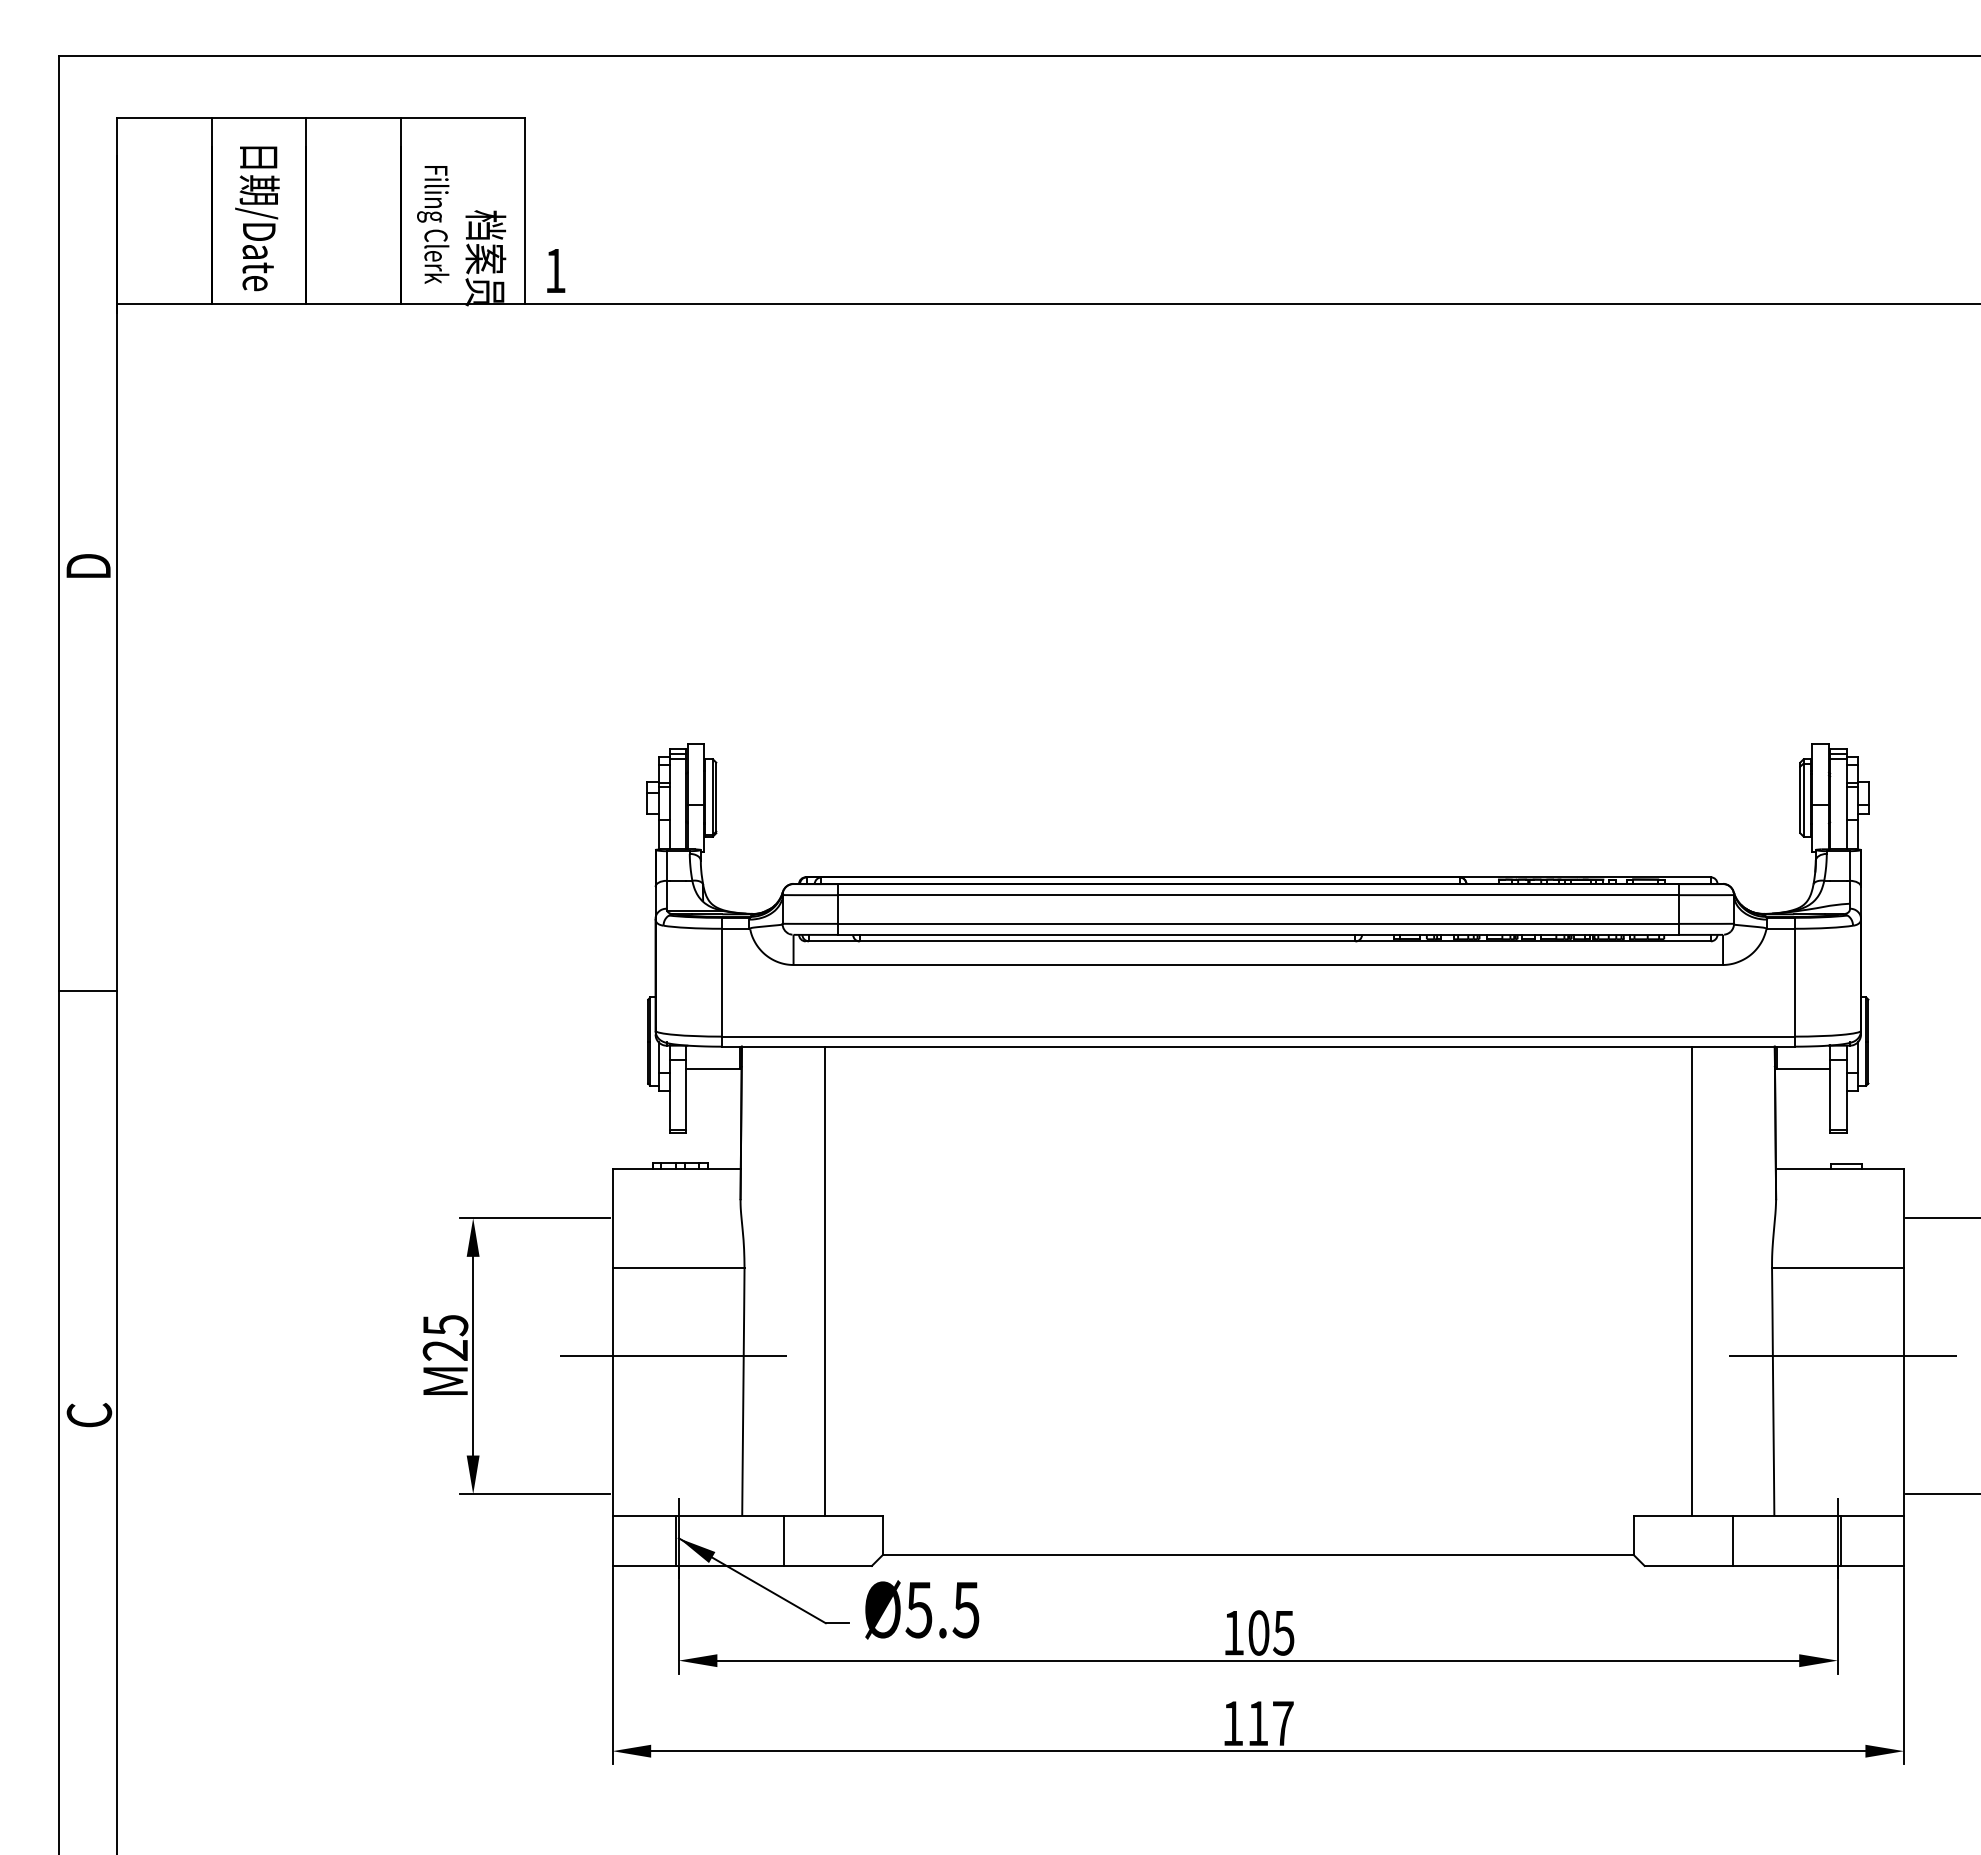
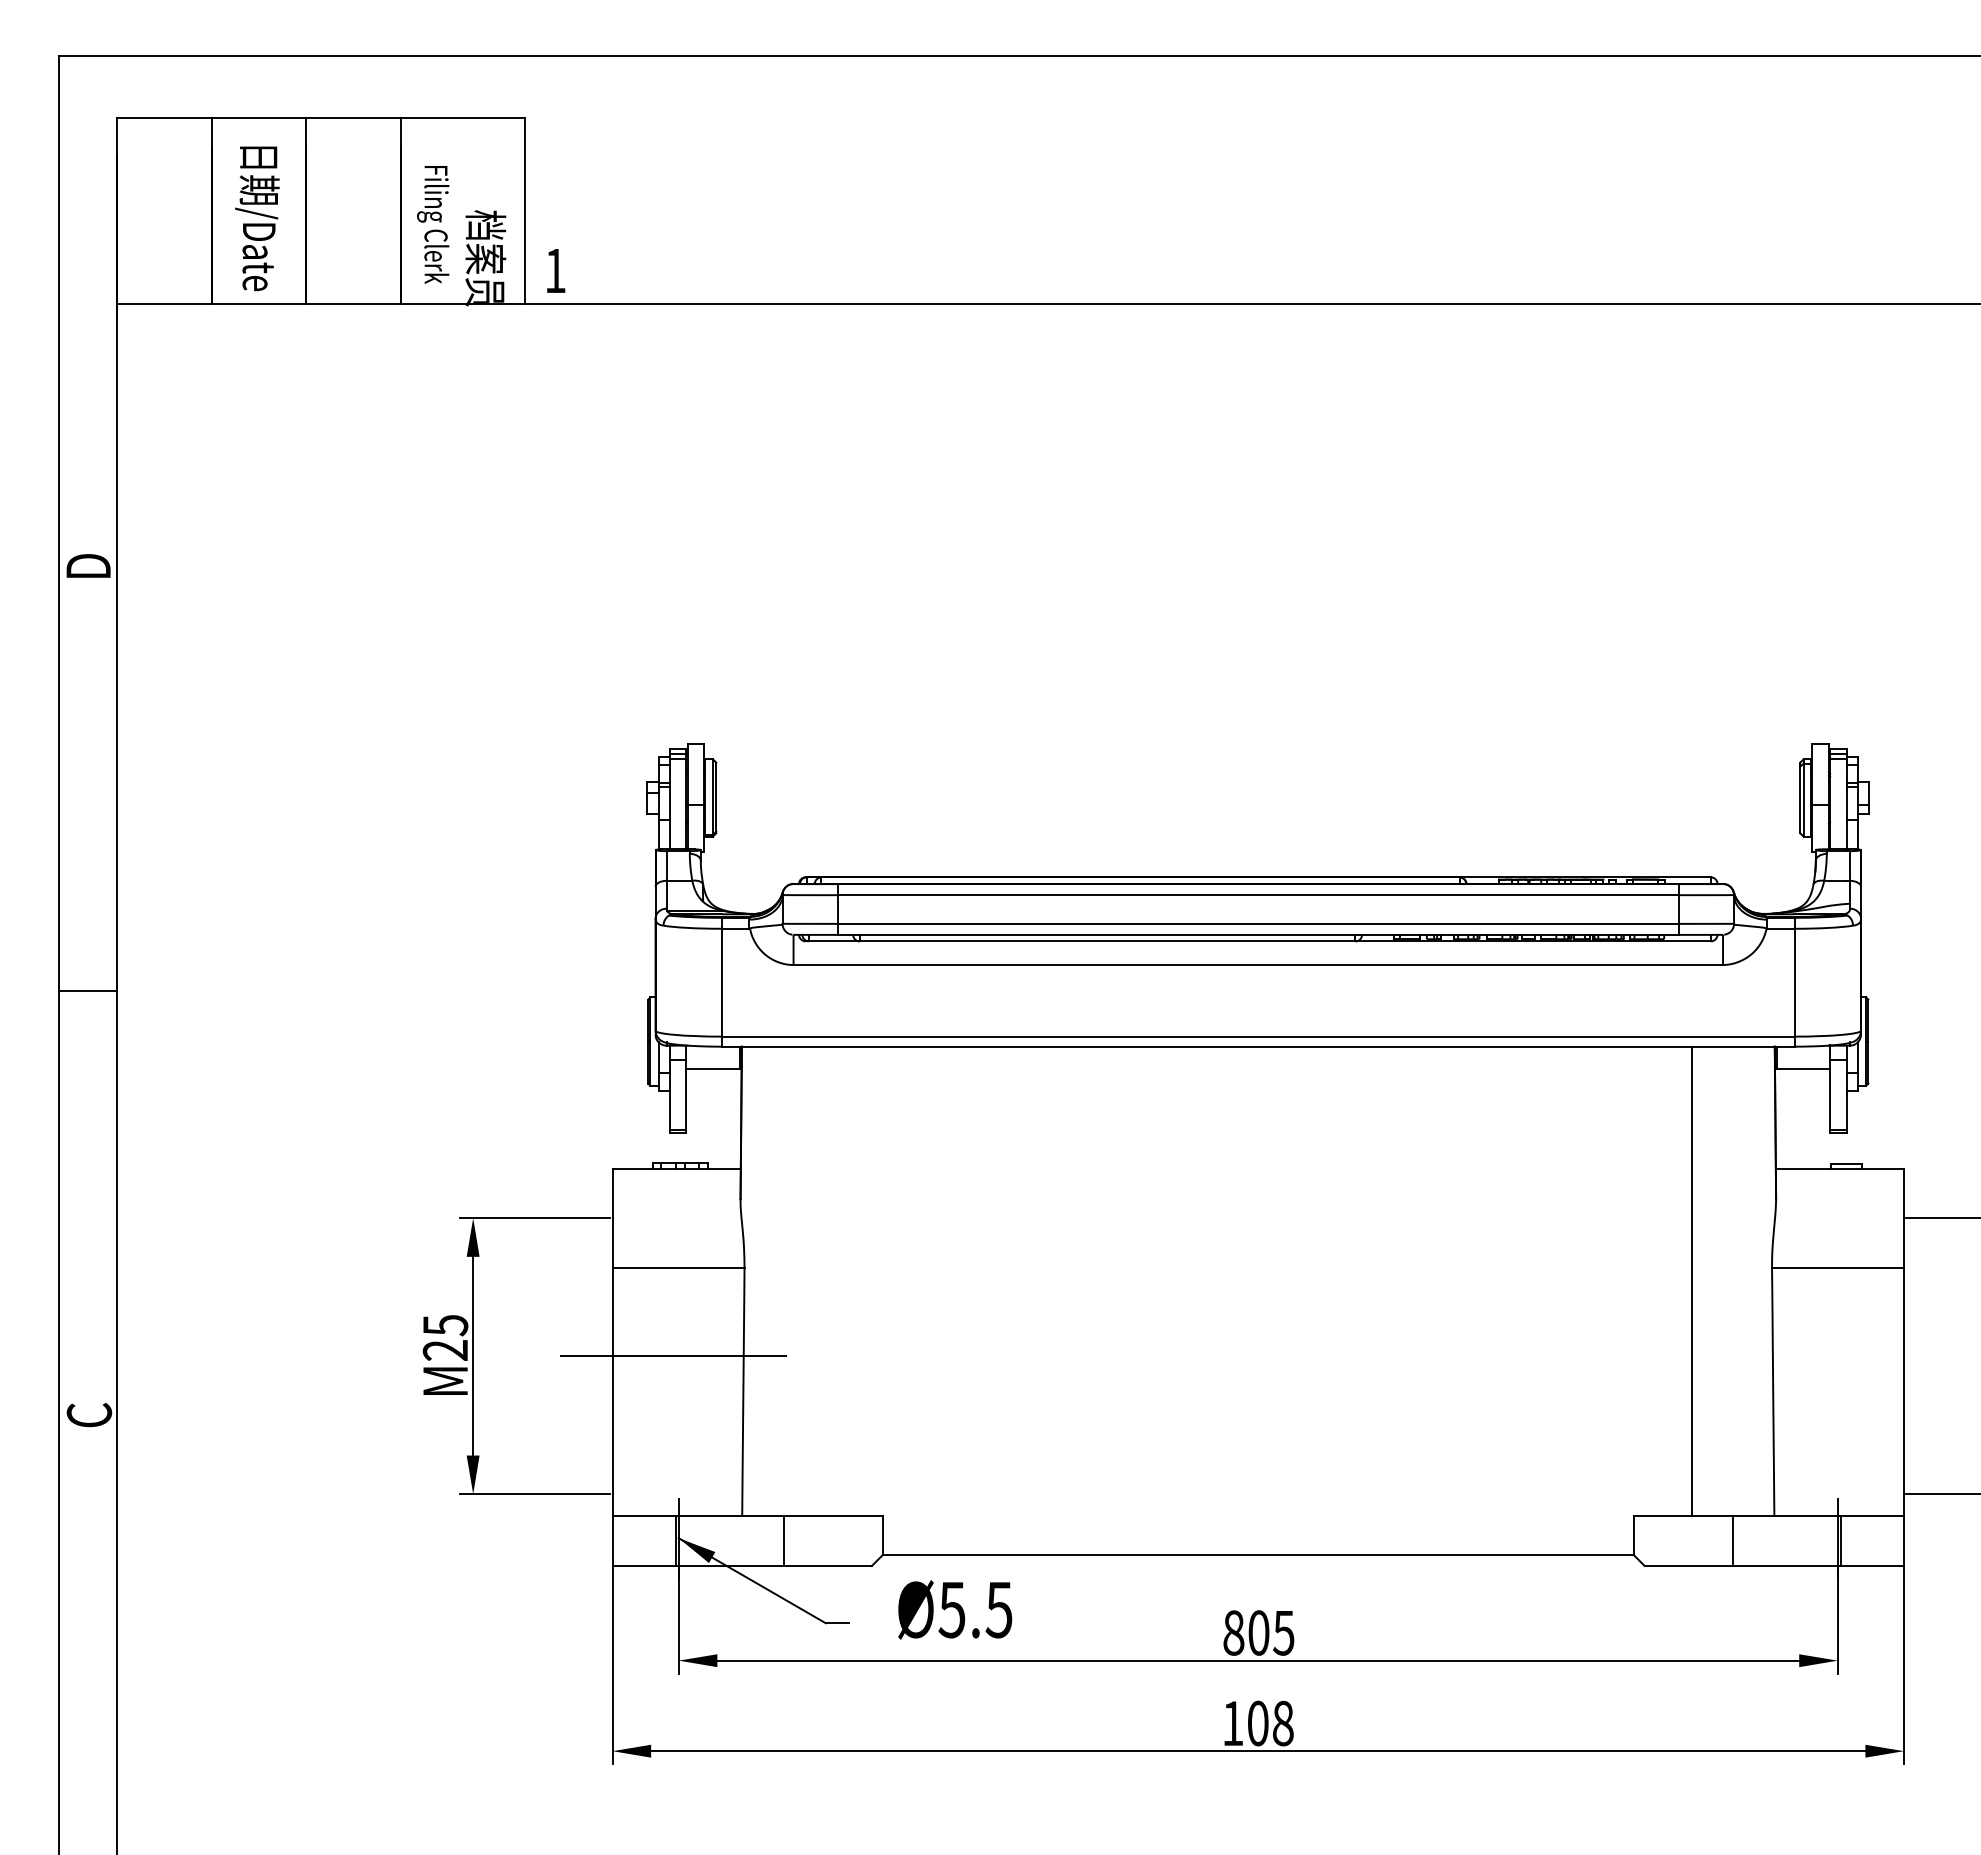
line: present -> none (825, 1281)
line: present -> none (1842, 1356)
text position: (922, 1609) -> (955, 1609) (955, 1609)
text: 105 -> 805 (1233, 1632)
text: 117 -> 108 (1270, 1723)
